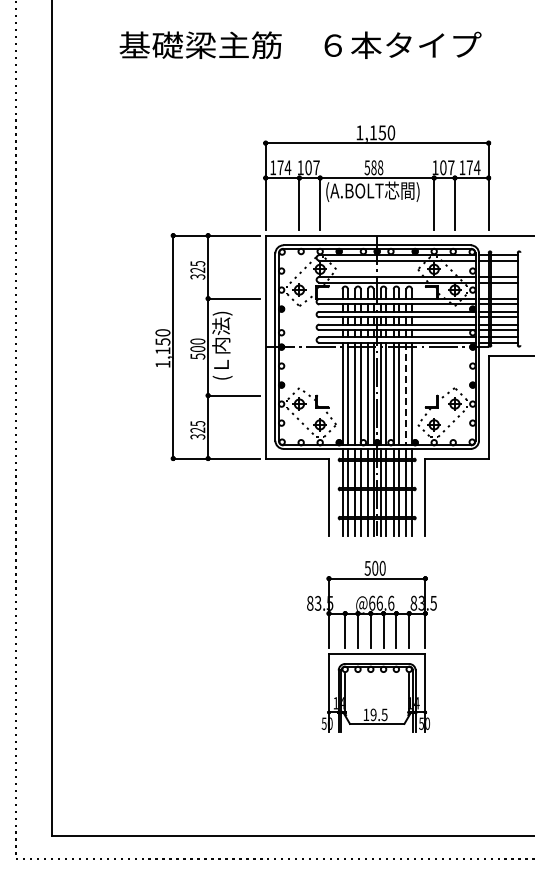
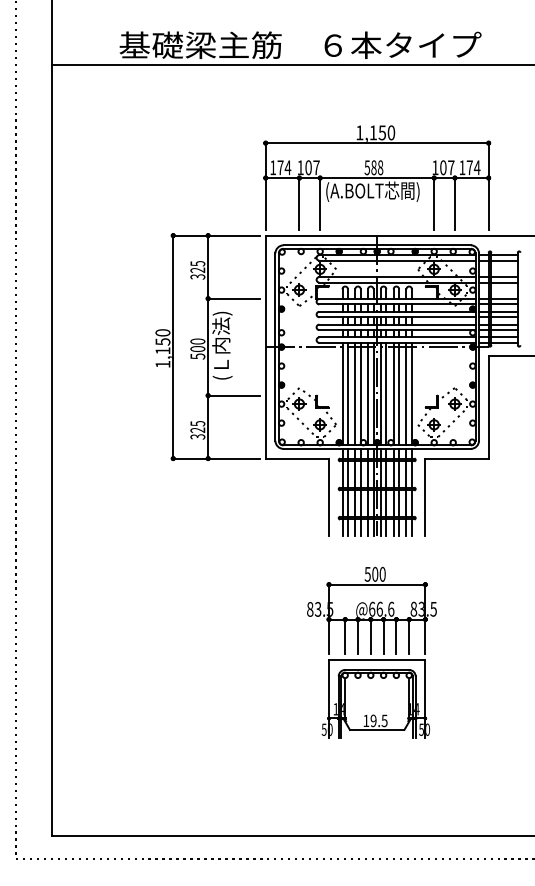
line: none -> present (291, 65)
line: dashed -> solid (406, 394)
part position: (371, 646) -> (371, 652) (371, 652)
